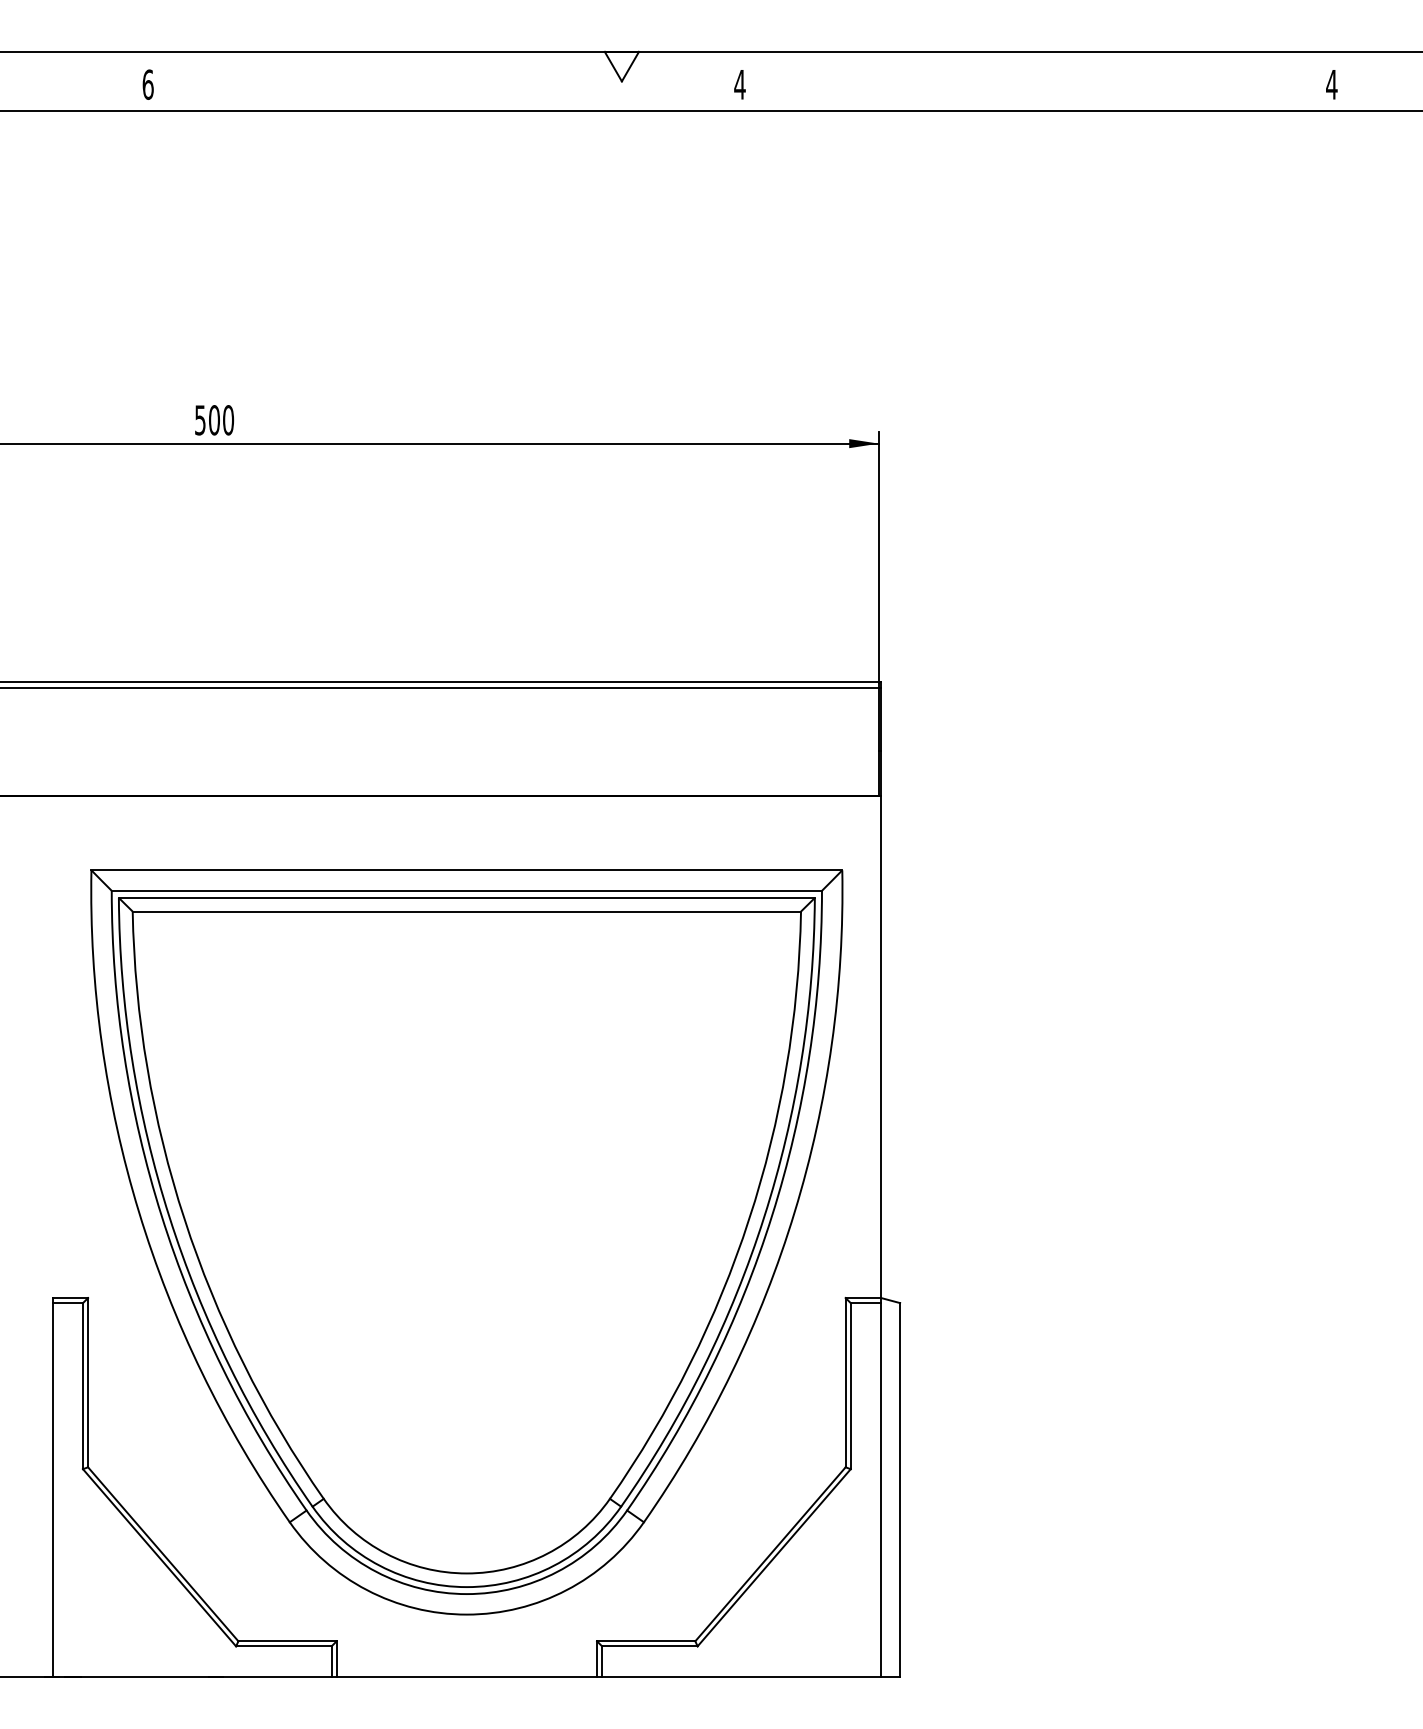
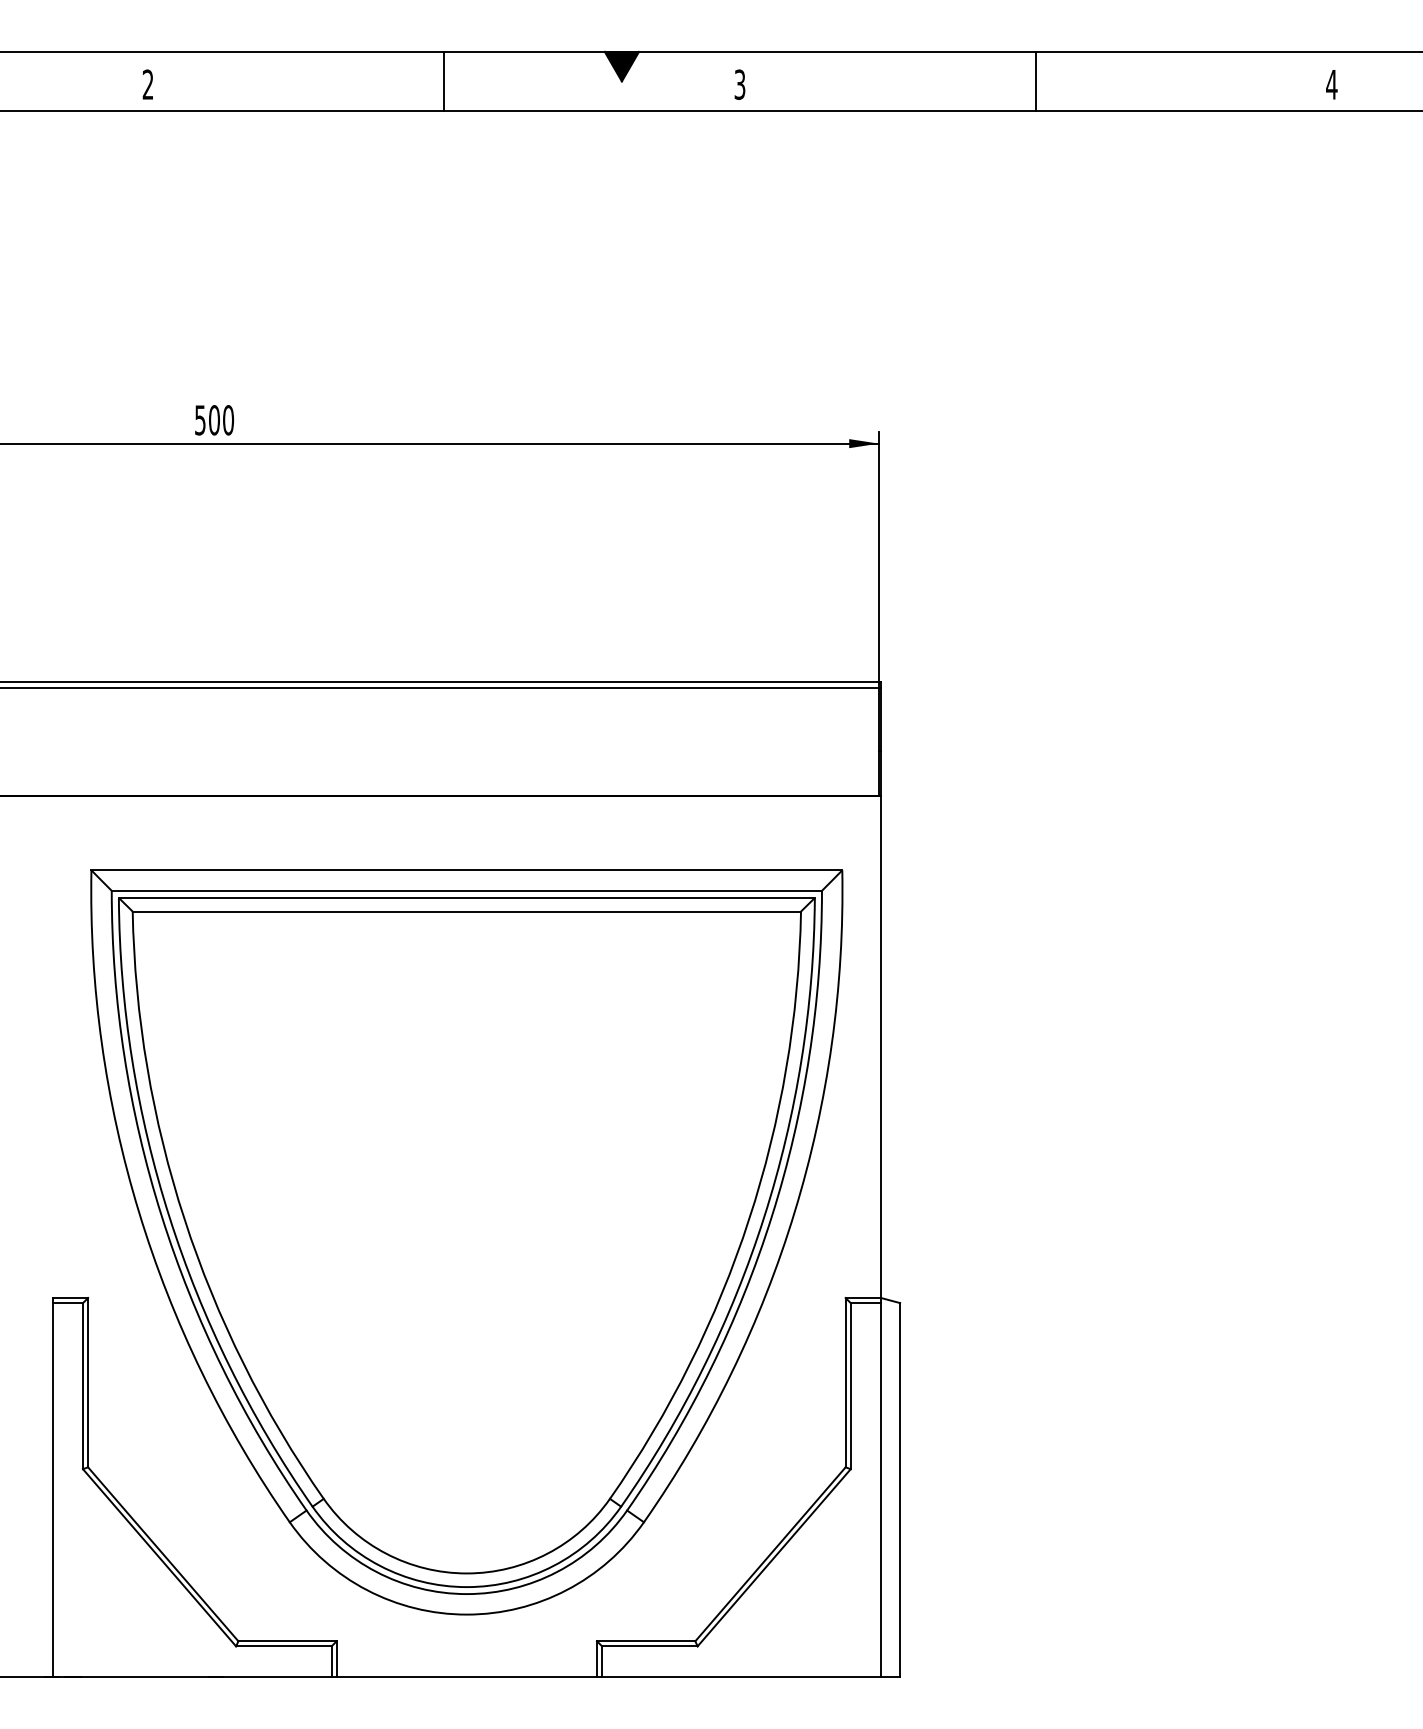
fill: none -> present (621, 66)
line: none -> present (444, 81)
line: none -> present (1036, 81)
text: 6 -> 2 (147, 84)
text: 4 -> 3 (739, 84)
